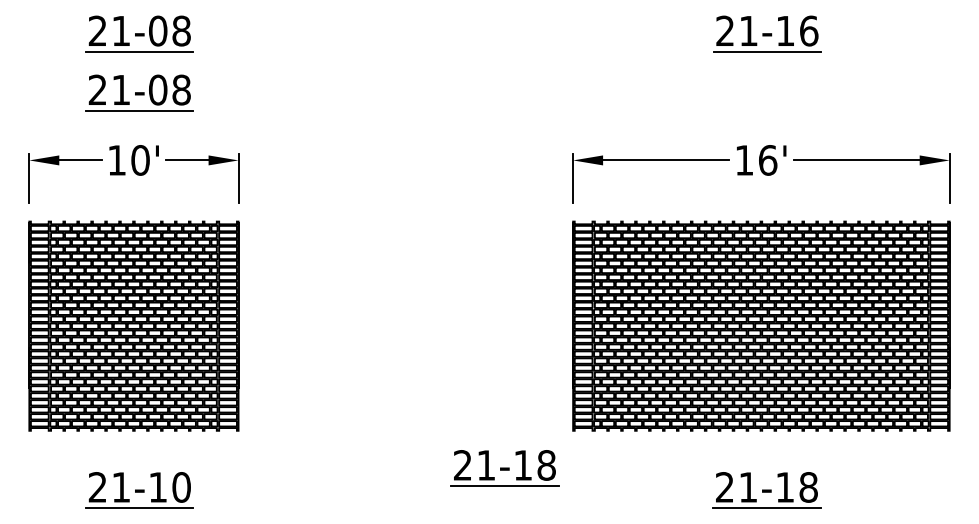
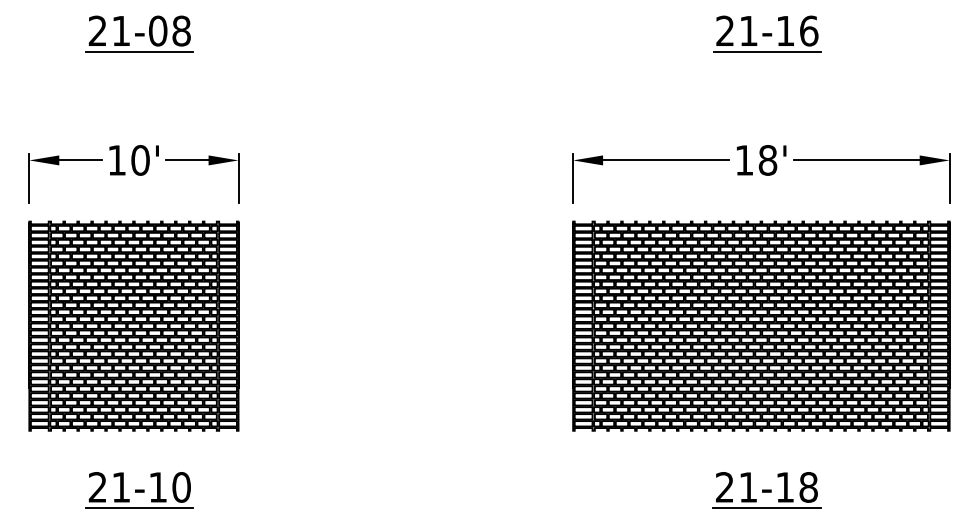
part: present -> none (139, 92)
text: 16' -> 18' (767, 160)
part: present -> none (504, 468)
